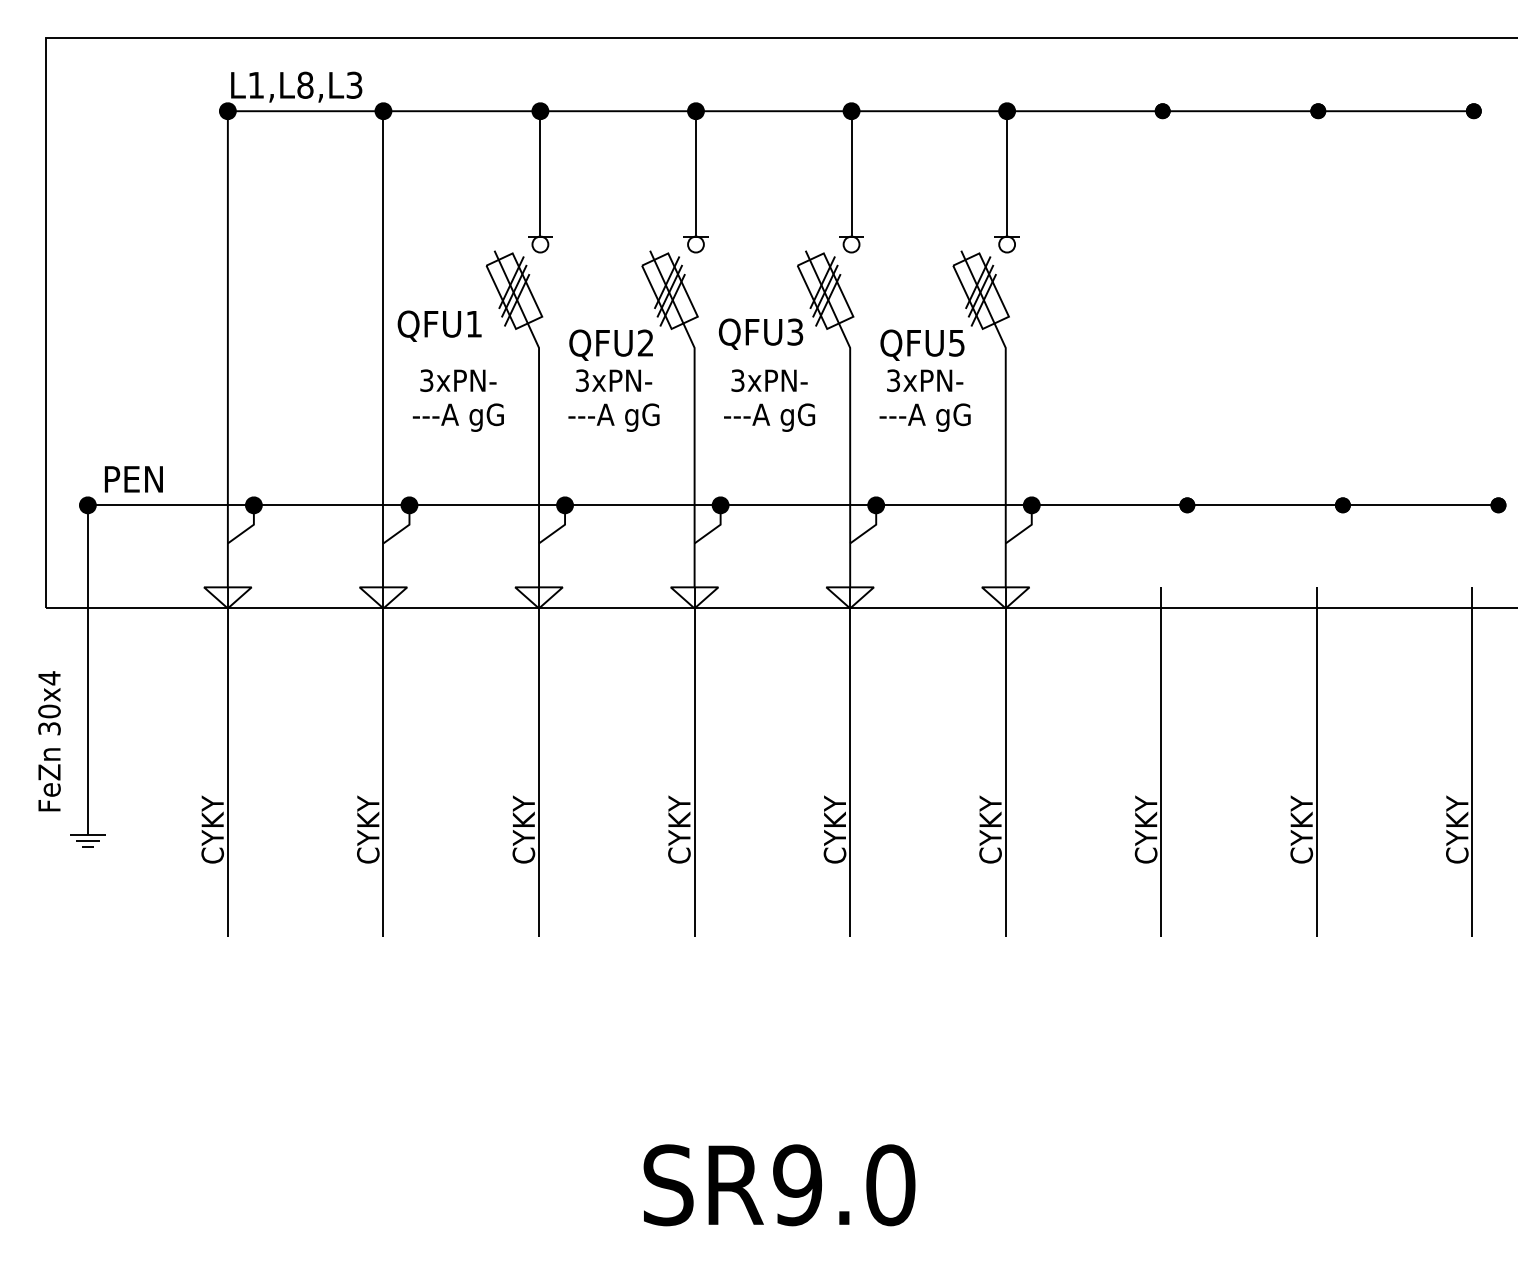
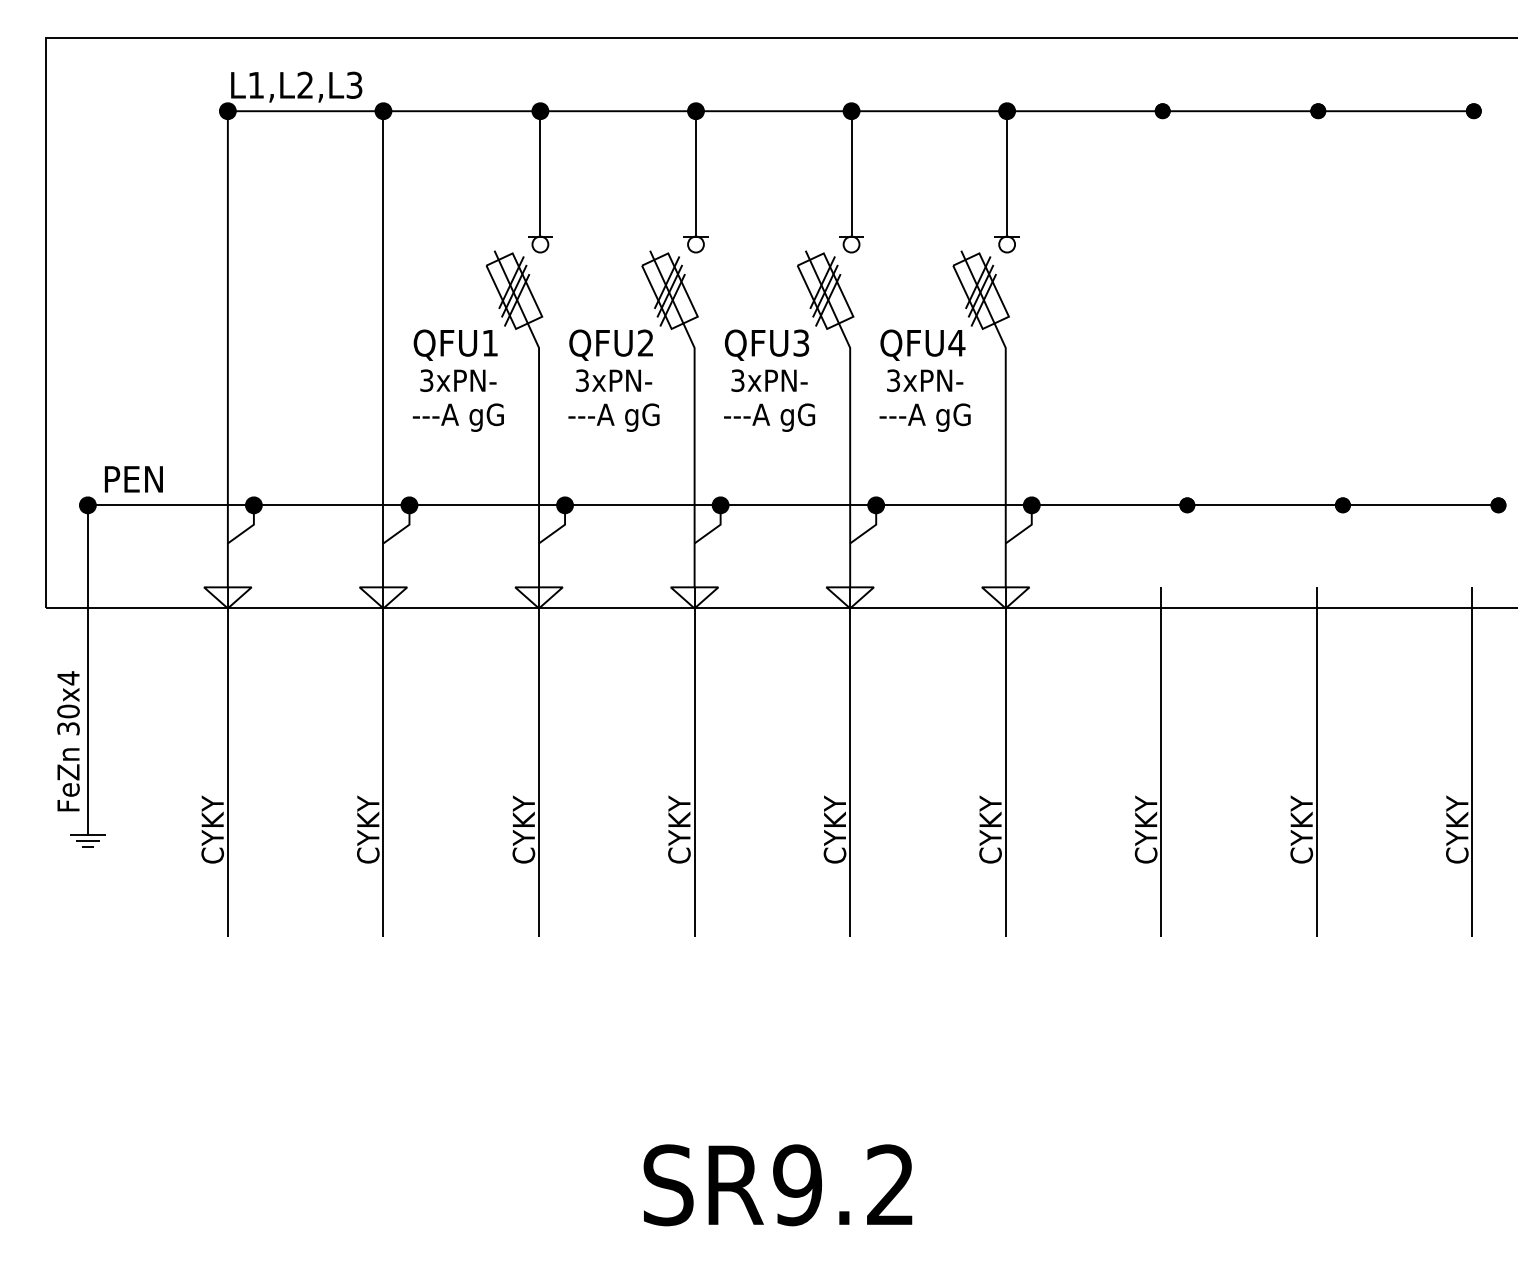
text: L1,L8,L3 -> L1,L2,L3 (305, 84)
text position: (439, 325) -> (455, 344) (455, 344)
text position: (760, 333) -> (766, 344) (766, 344)
text: QFU5 -> QFU4 (956, 343)
text position: (49, 741) -> (68, 741) (68, 741)
text: SR9.0 -> SR9.2 (890, 1185)
